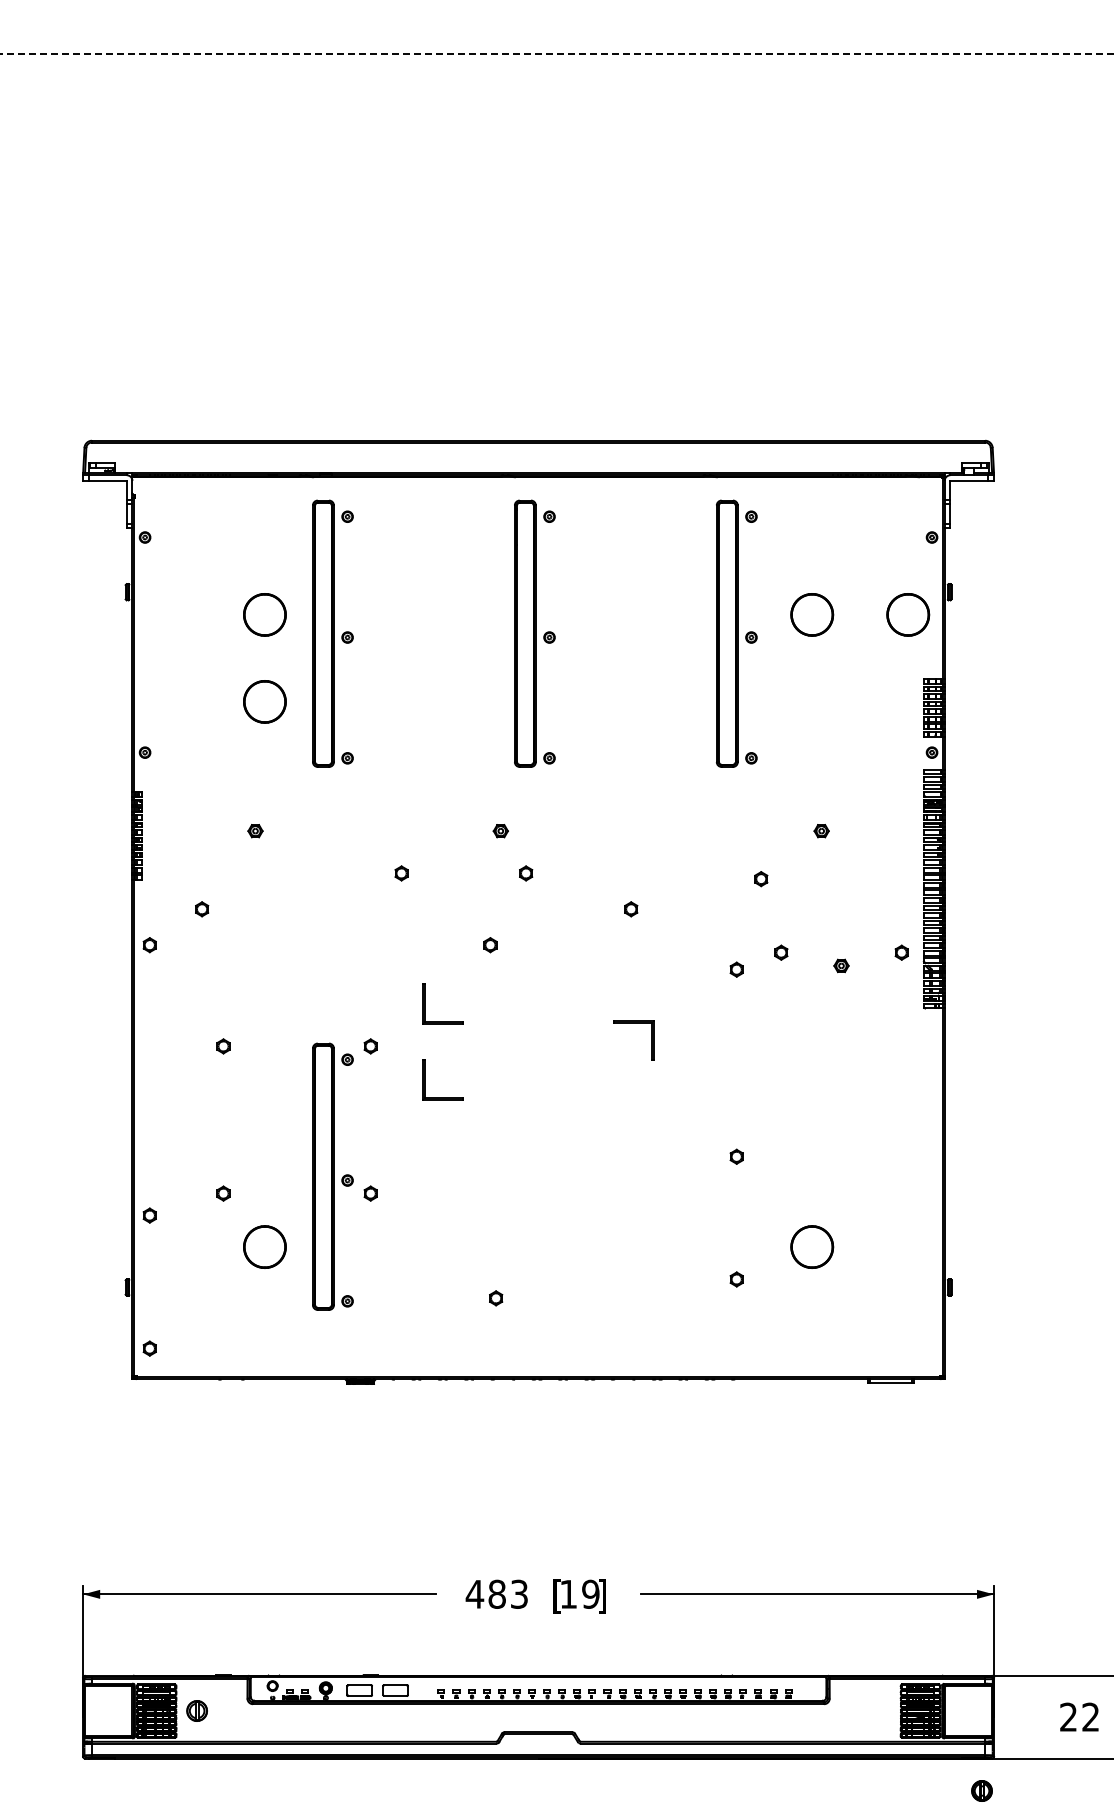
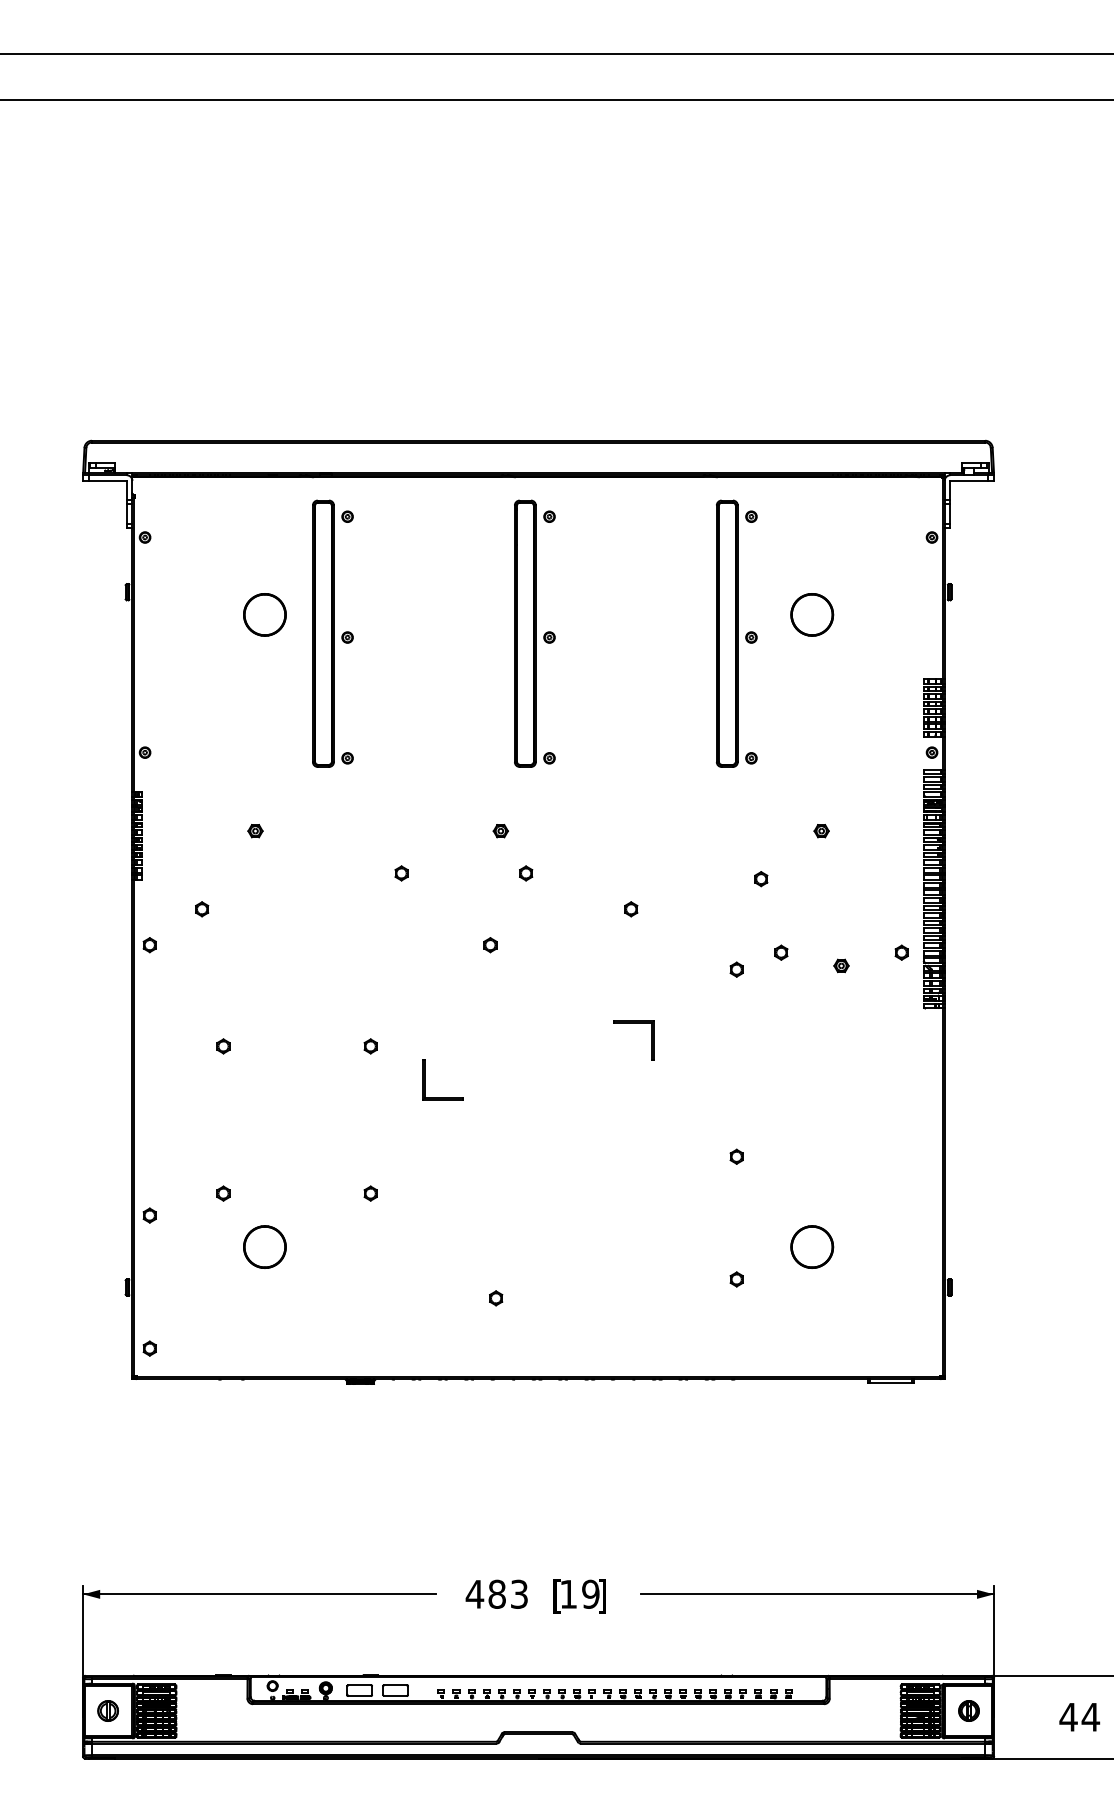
line: dashed -> solid (557, 54)
line: none -> present (556, 99)
part: present -> none (908, 614)
part: present -> none (264, 701)
part: present -> none (425, 1003)
part: present -> none (332, 1176)
part position: (196, 1710) -> (107, 1710) (107, 1710)
text: 22 -> 44 (1079, 1716)
part position: (981, 1790) -> (968, 1710) (968, 1710)
